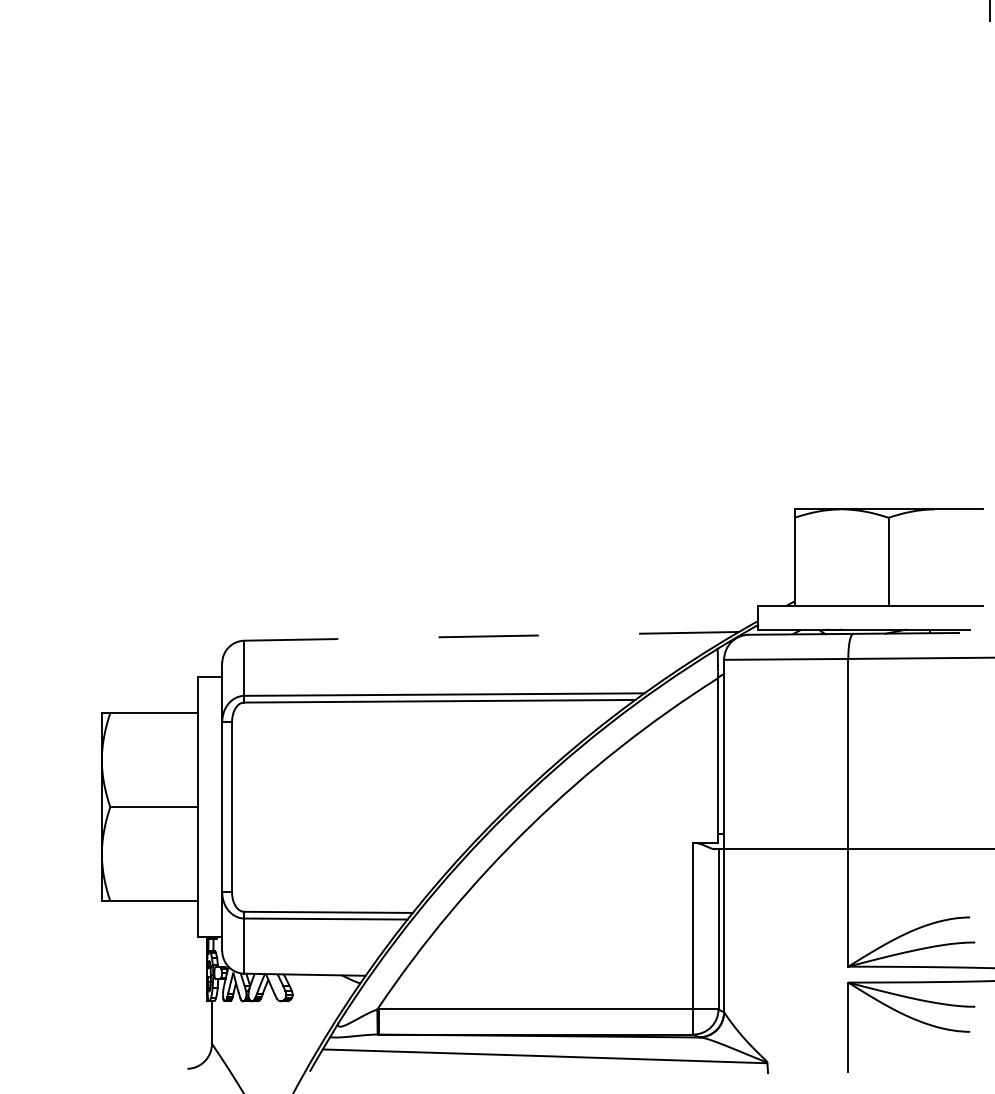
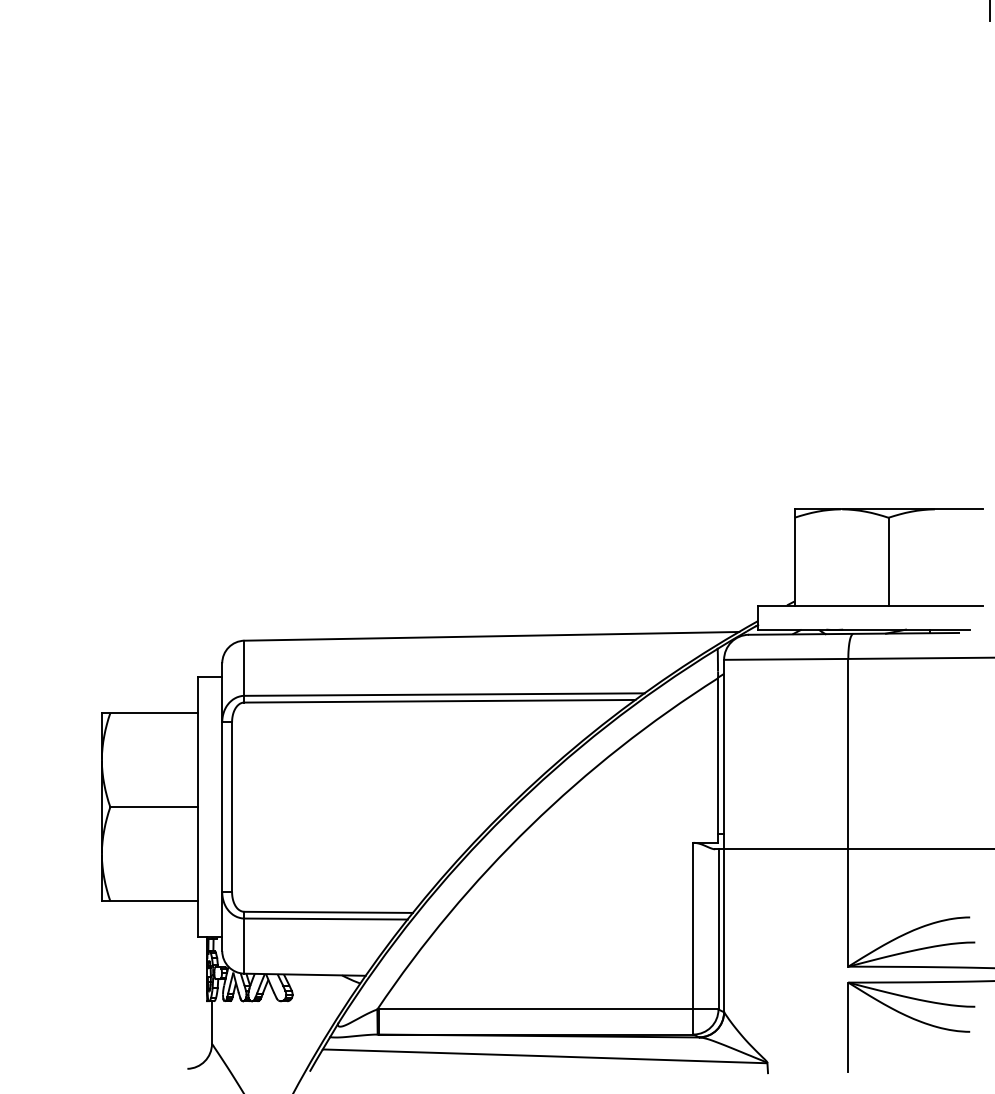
line: dashed -> solid (491, 636)
